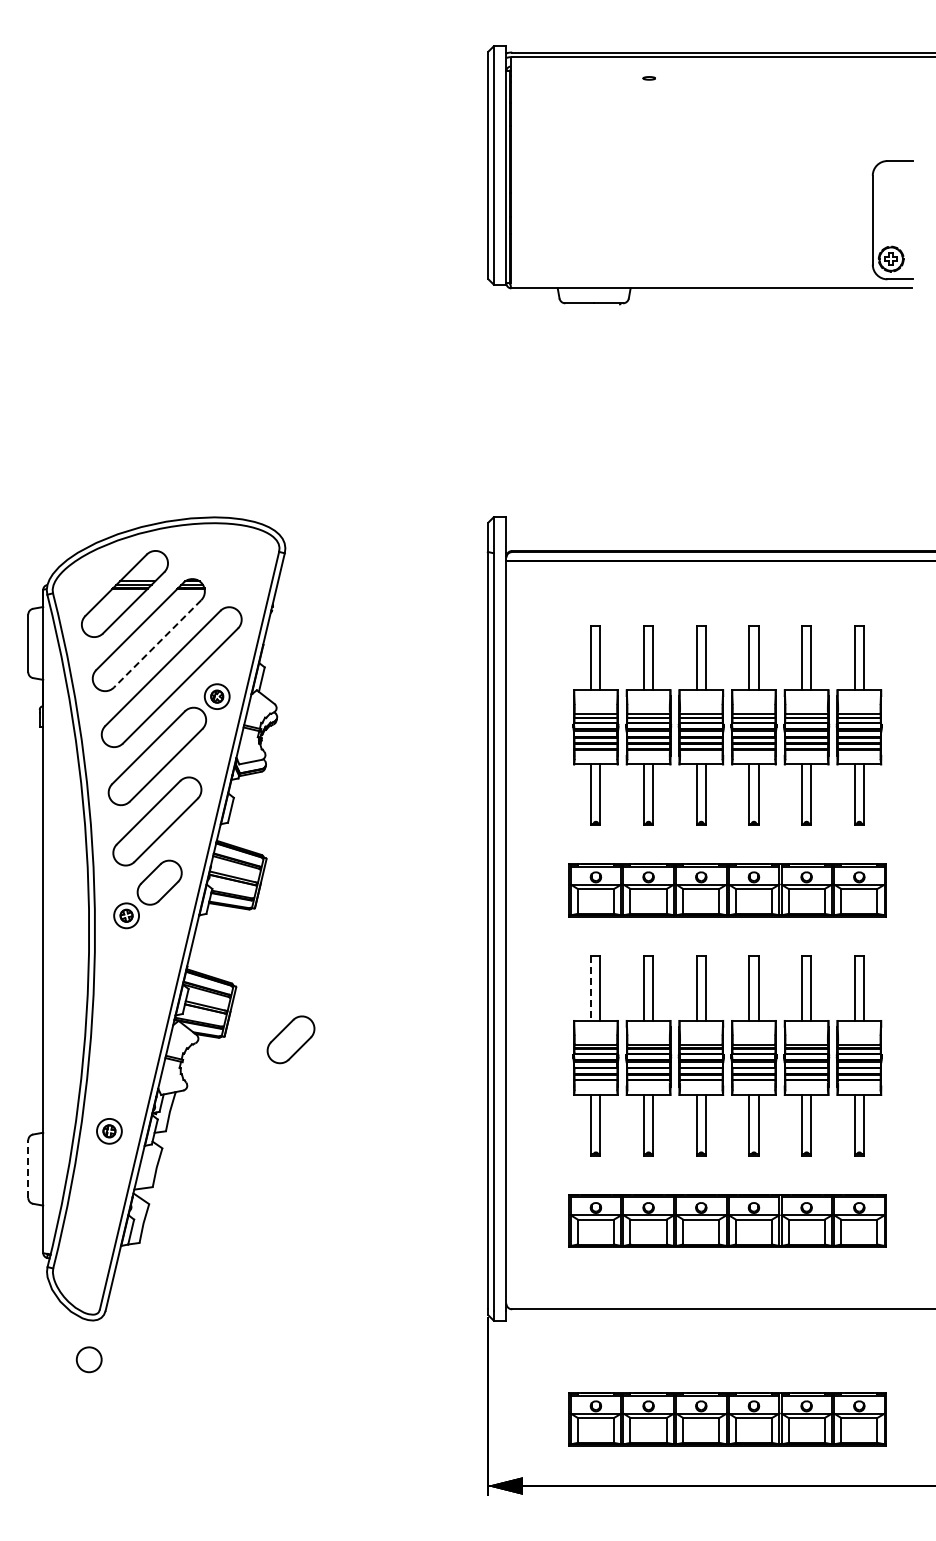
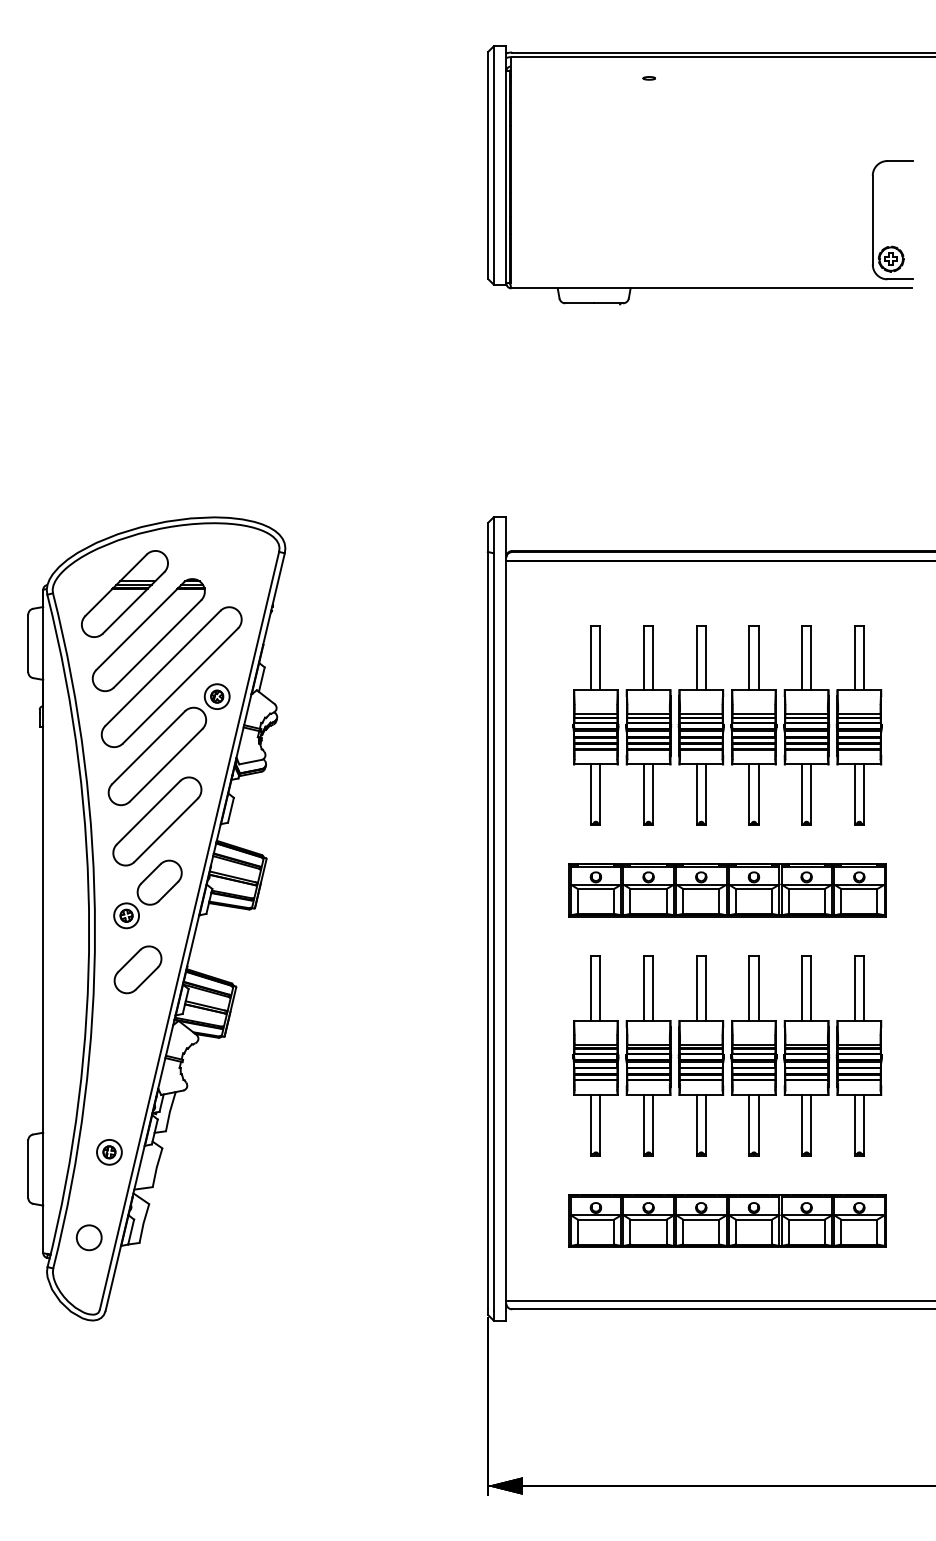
line: dashed -> solid (157, 643)
line: dashed -> solid (591, 989)
part position: (290, 1039) -> (137, 969) (137, 969)
part position: (109, 1131) -> (109, 1152) (109, 1152)
line: dashed -> solid (28, 1169)
line: none -> present (719, 1301)
circle position: (88, 1359) -> (88, 1237) (88, 1237)
part: present -> none (727, 1419)
